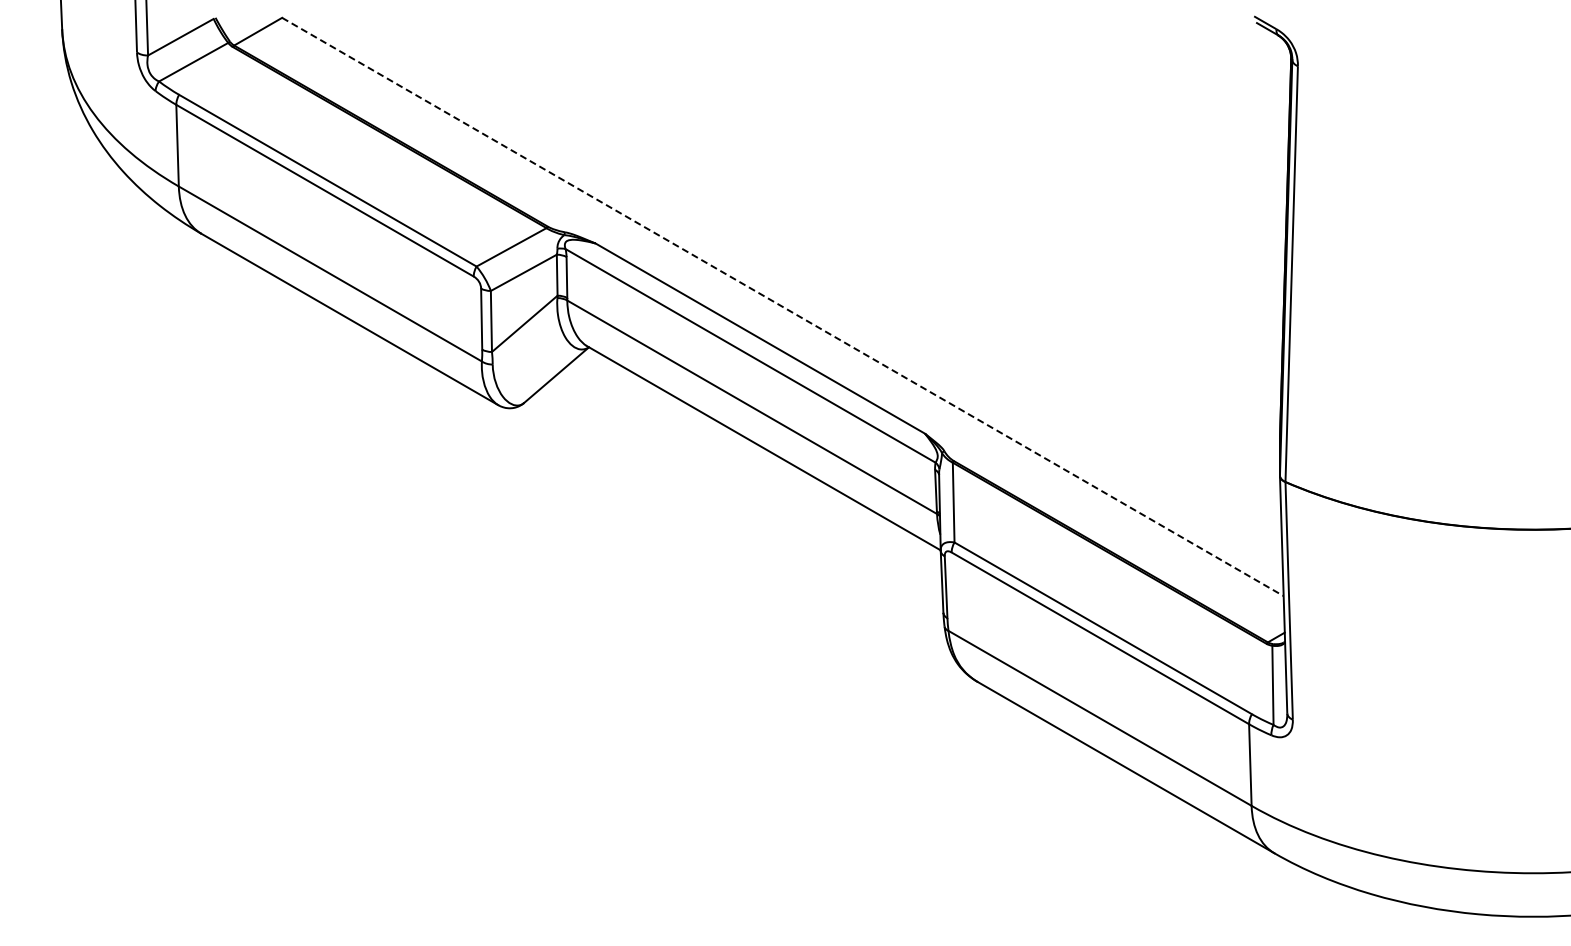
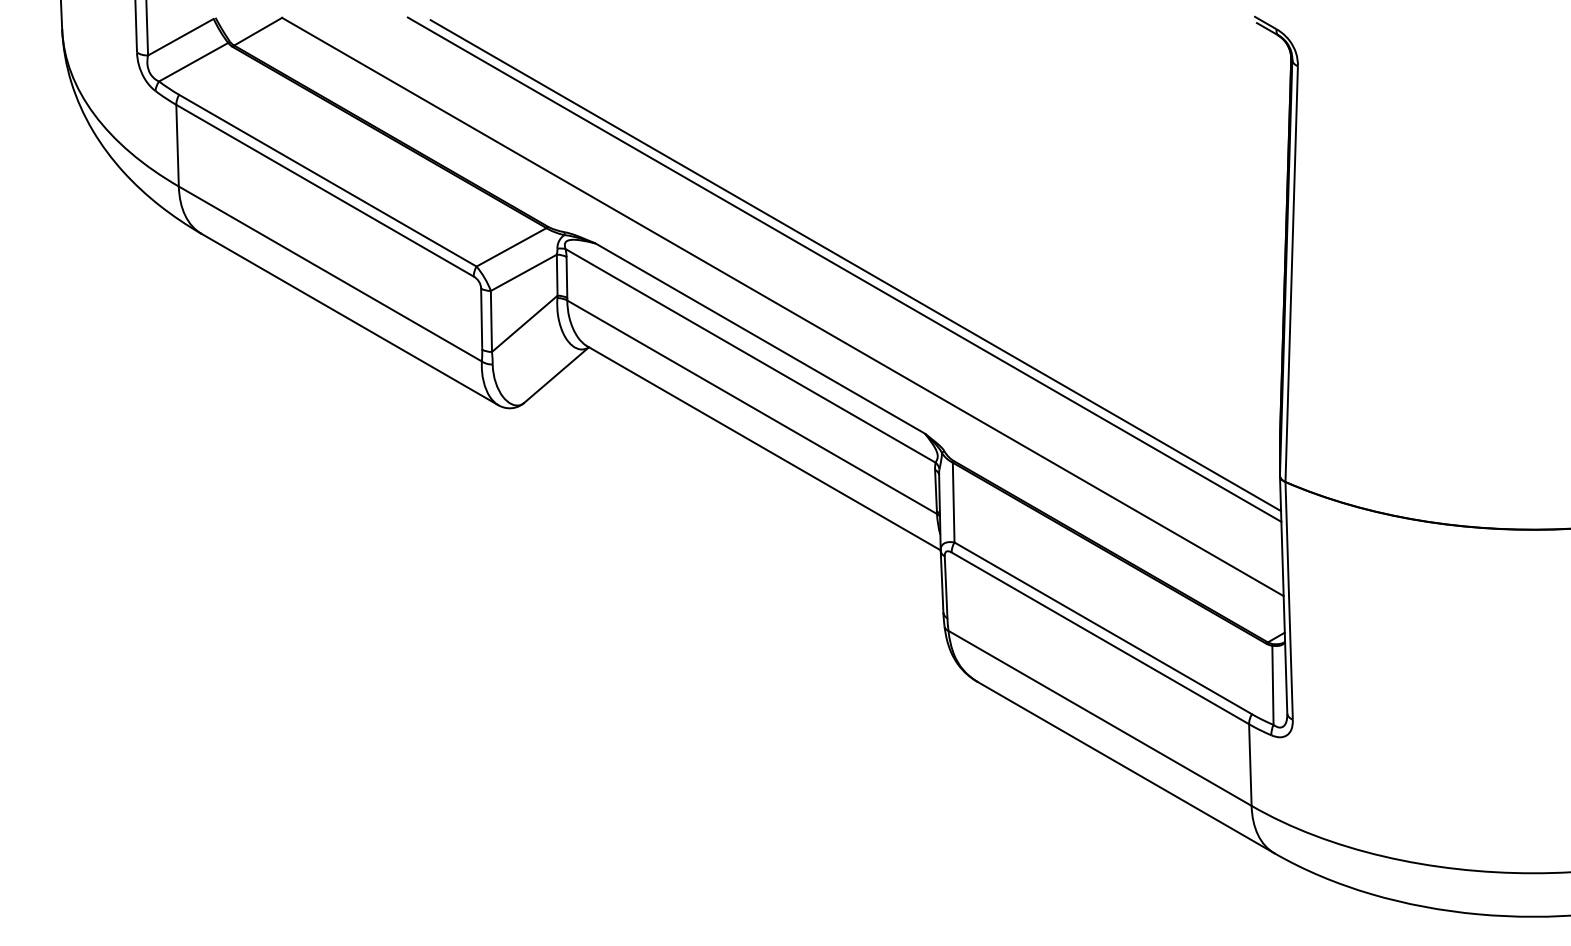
line: none -> present (855, 265)
line: none -> present (844, 269)
line: dashed -> solid (783, 307)
